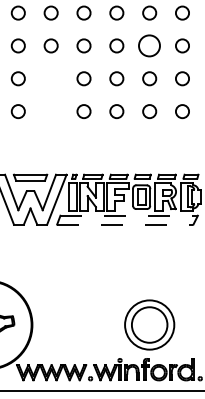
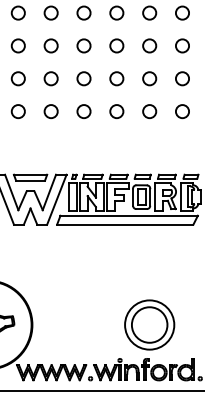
circle size: 23x24 px -> 16x16 px (149, 45)
circle: none -> present (50, 78)
circle: none -> present (50, 111)
line: dashed -> solid (129, 215)
line: dashed -> solid (125, 224)
